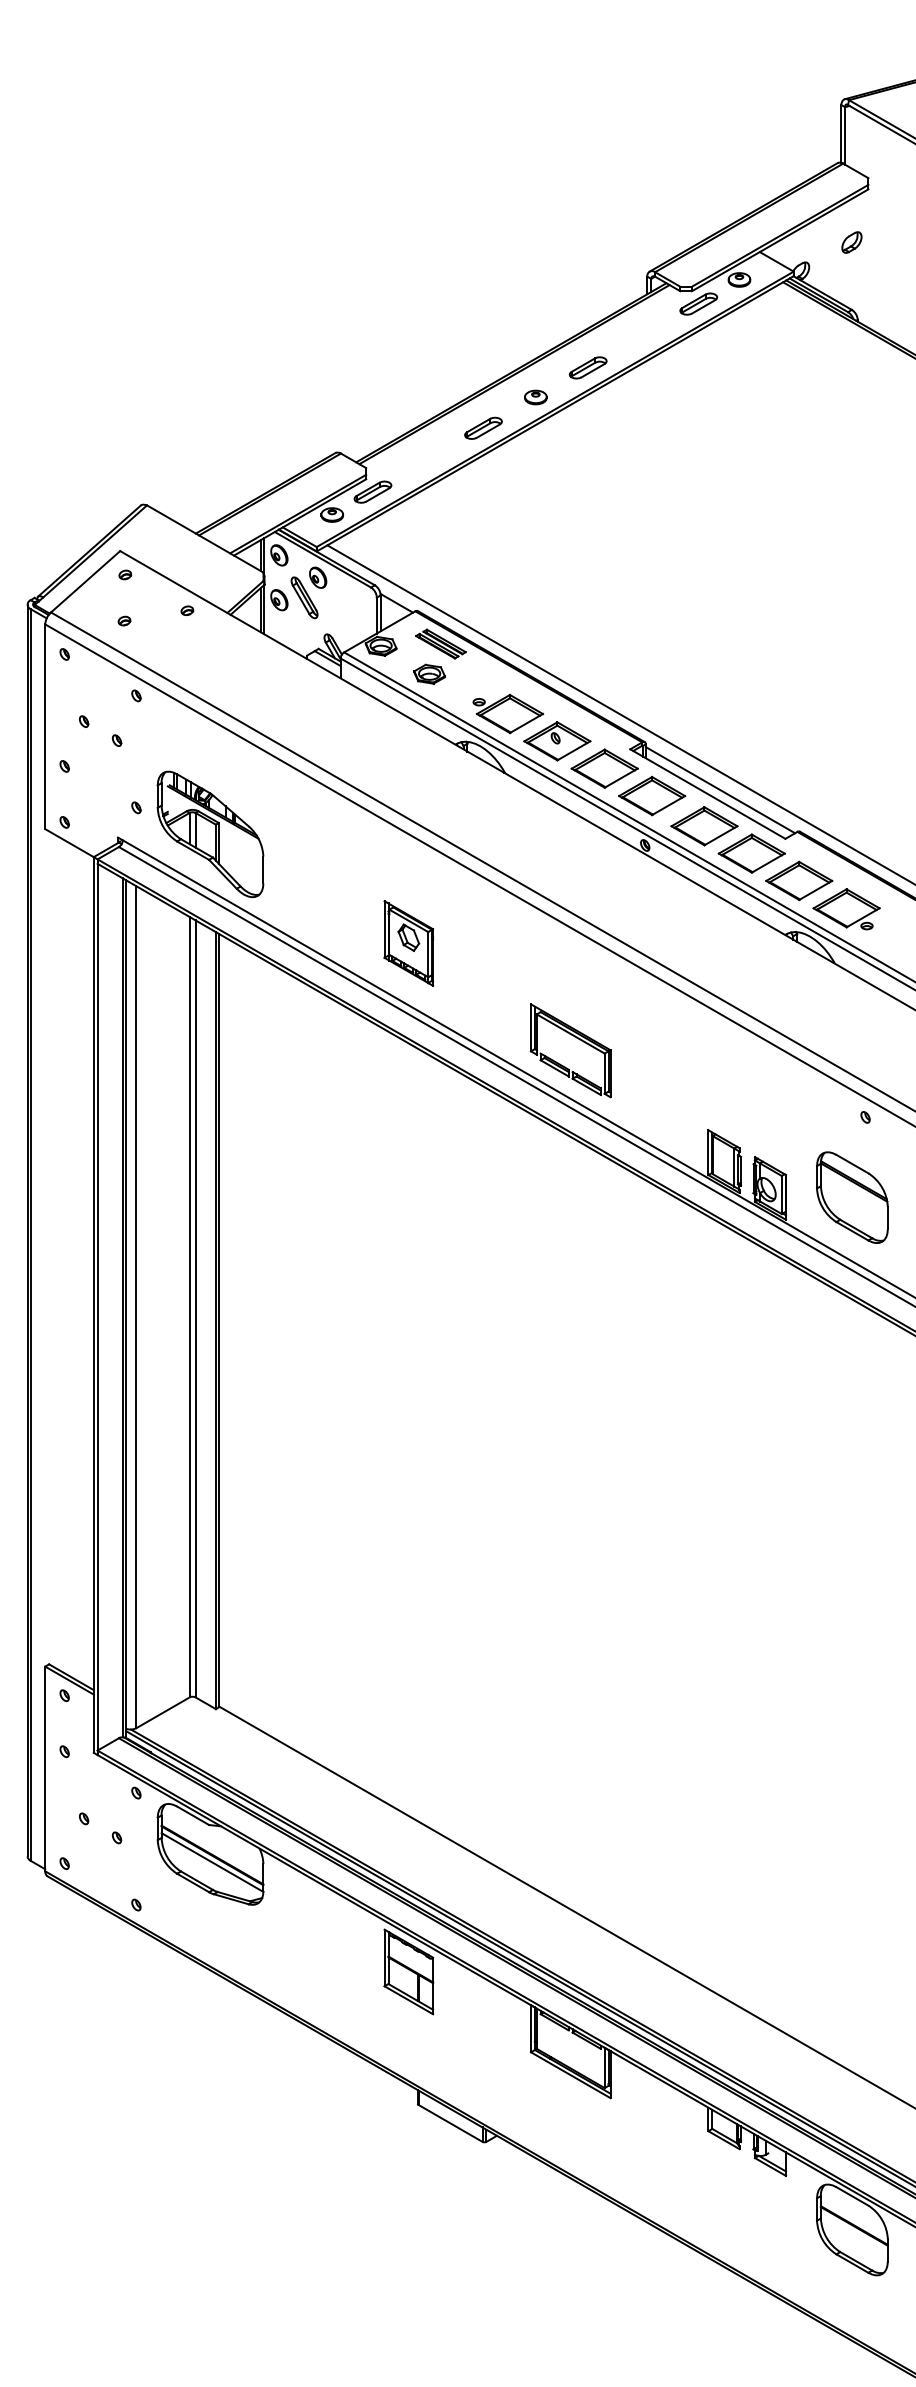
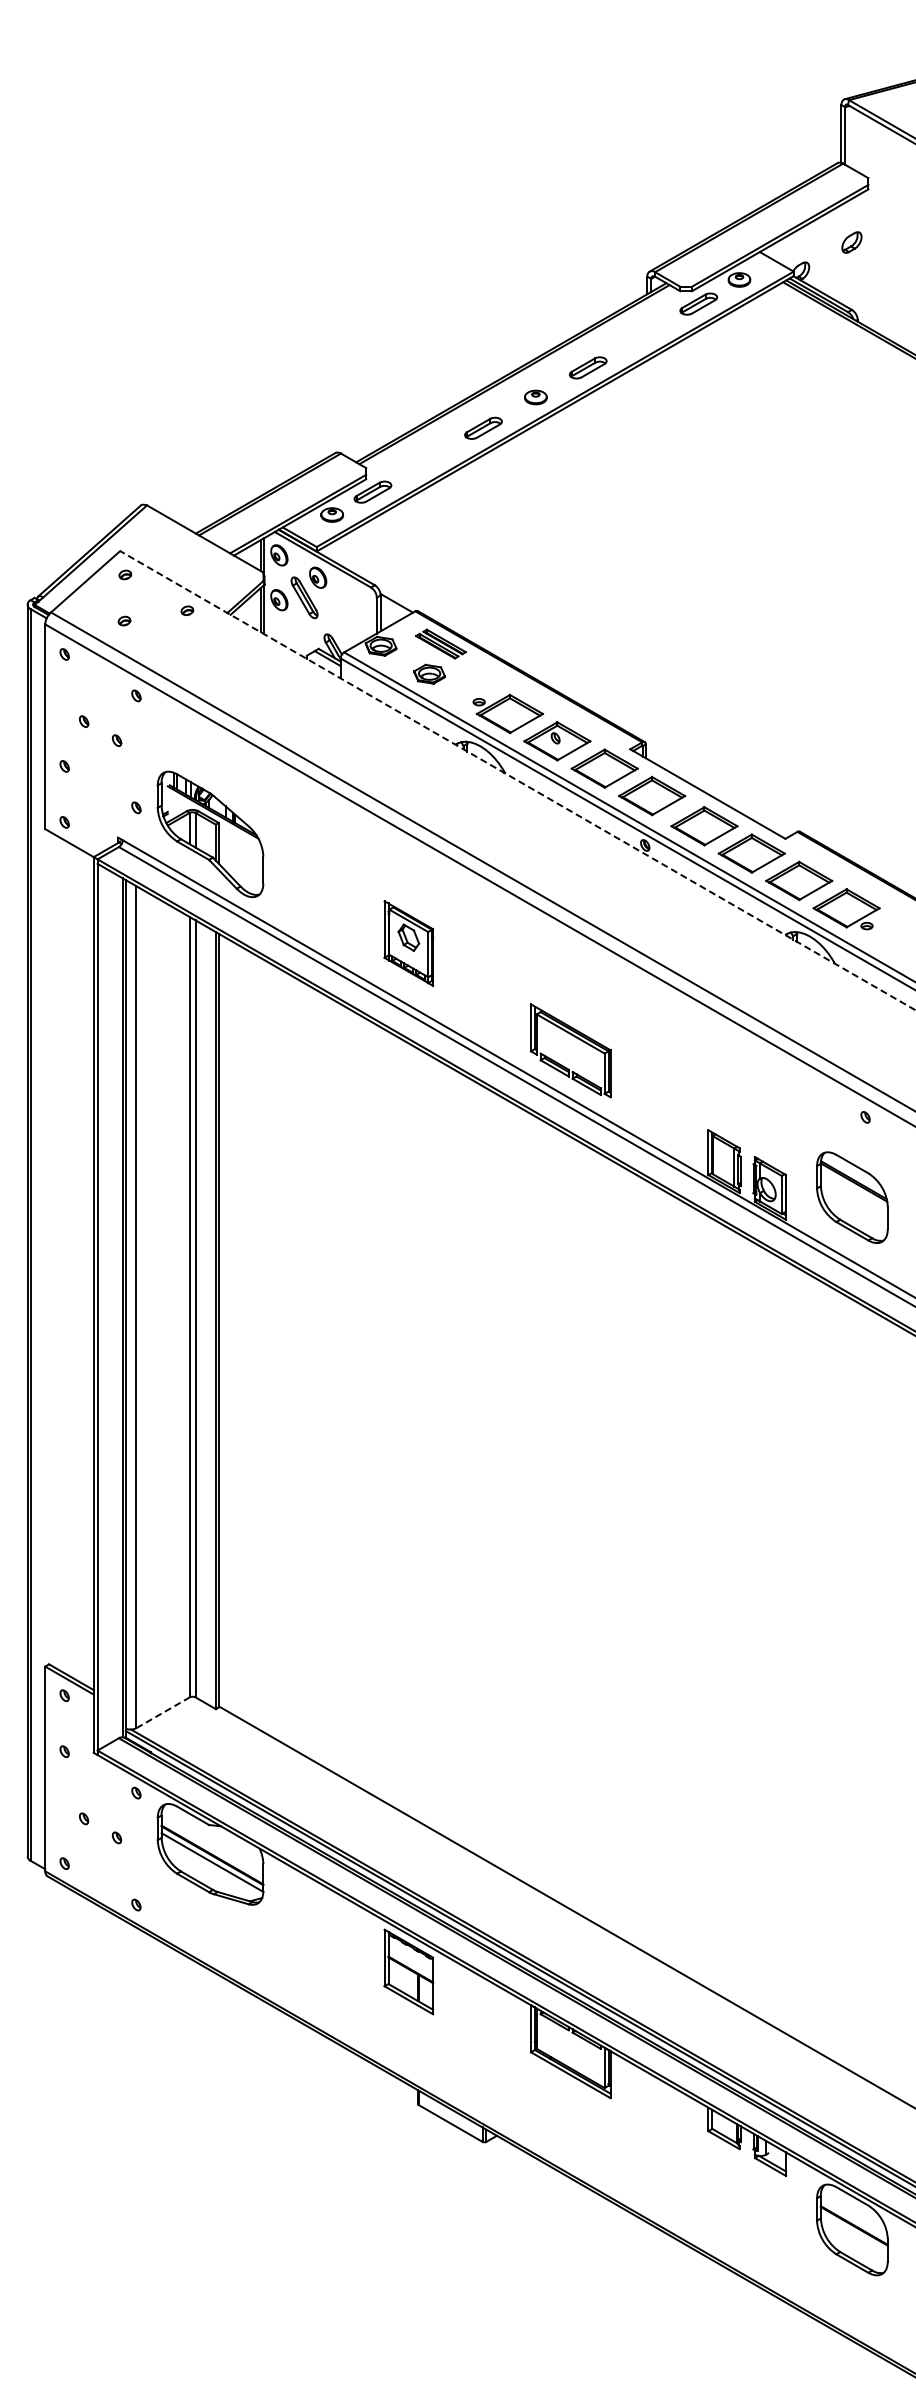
line: present -> none (619, 713)
line: solid -> dashed (517, 780)
line: present -> none (720, 790)
line: solid -> dashed (163, 1712)
